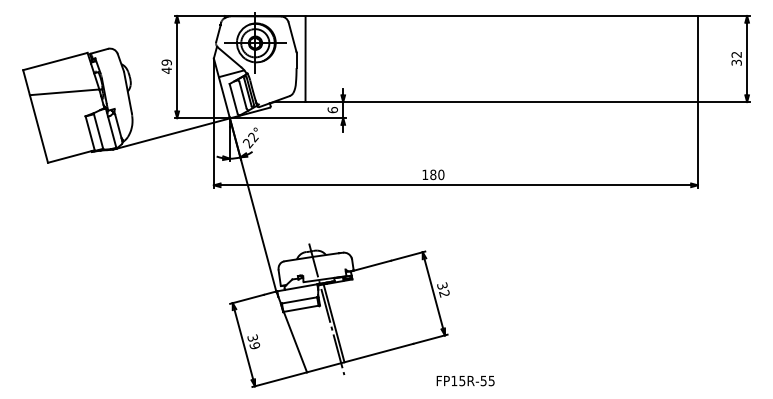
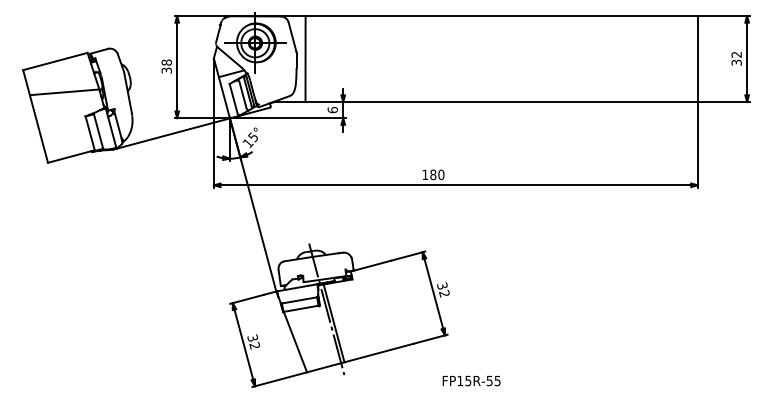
text: 49 -> 38 (166, 66)
text: 22° -> 15° (250, 140)
text: 39 -> 32 (254, 345)
text position: (465, 381) -> (471, 381) (471, 381)
